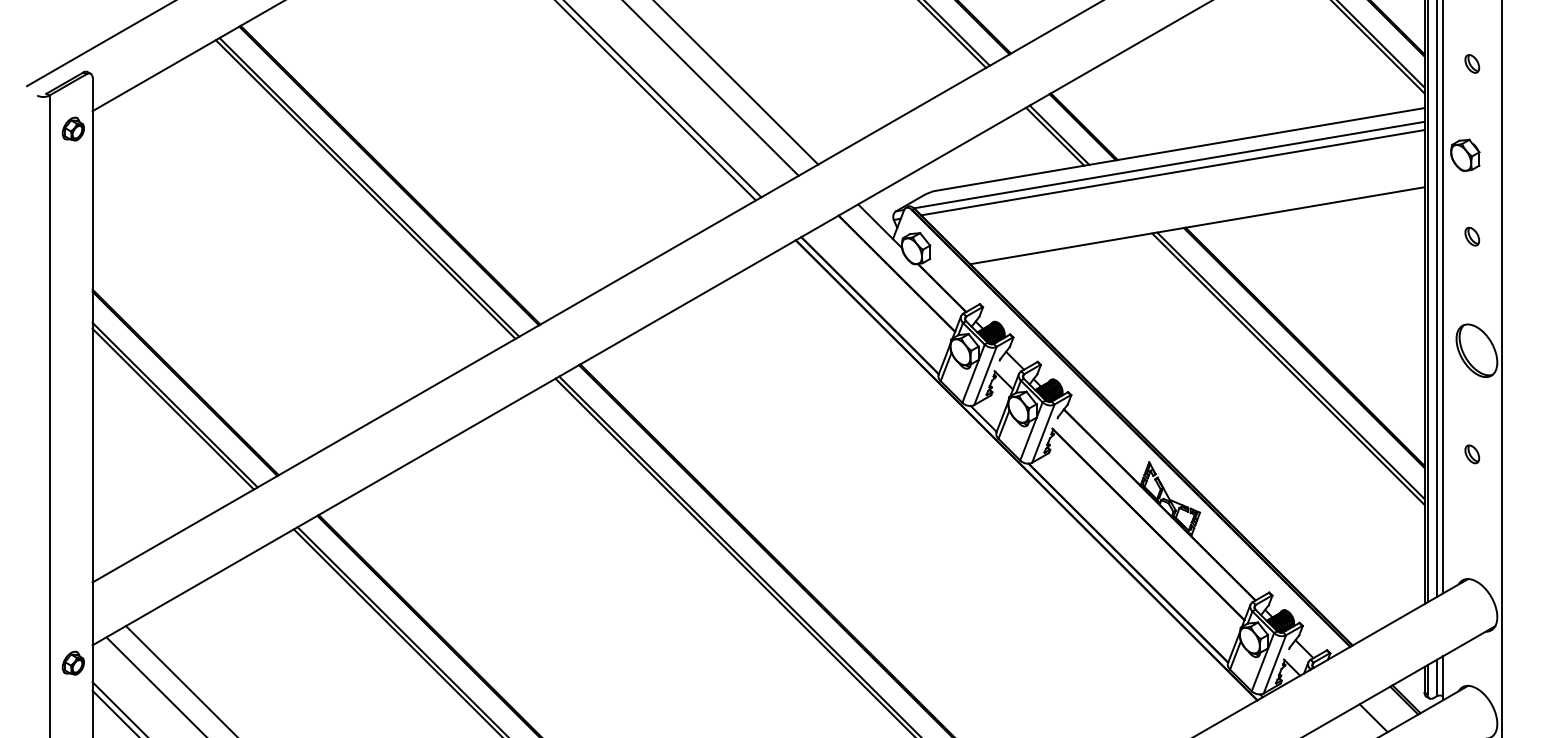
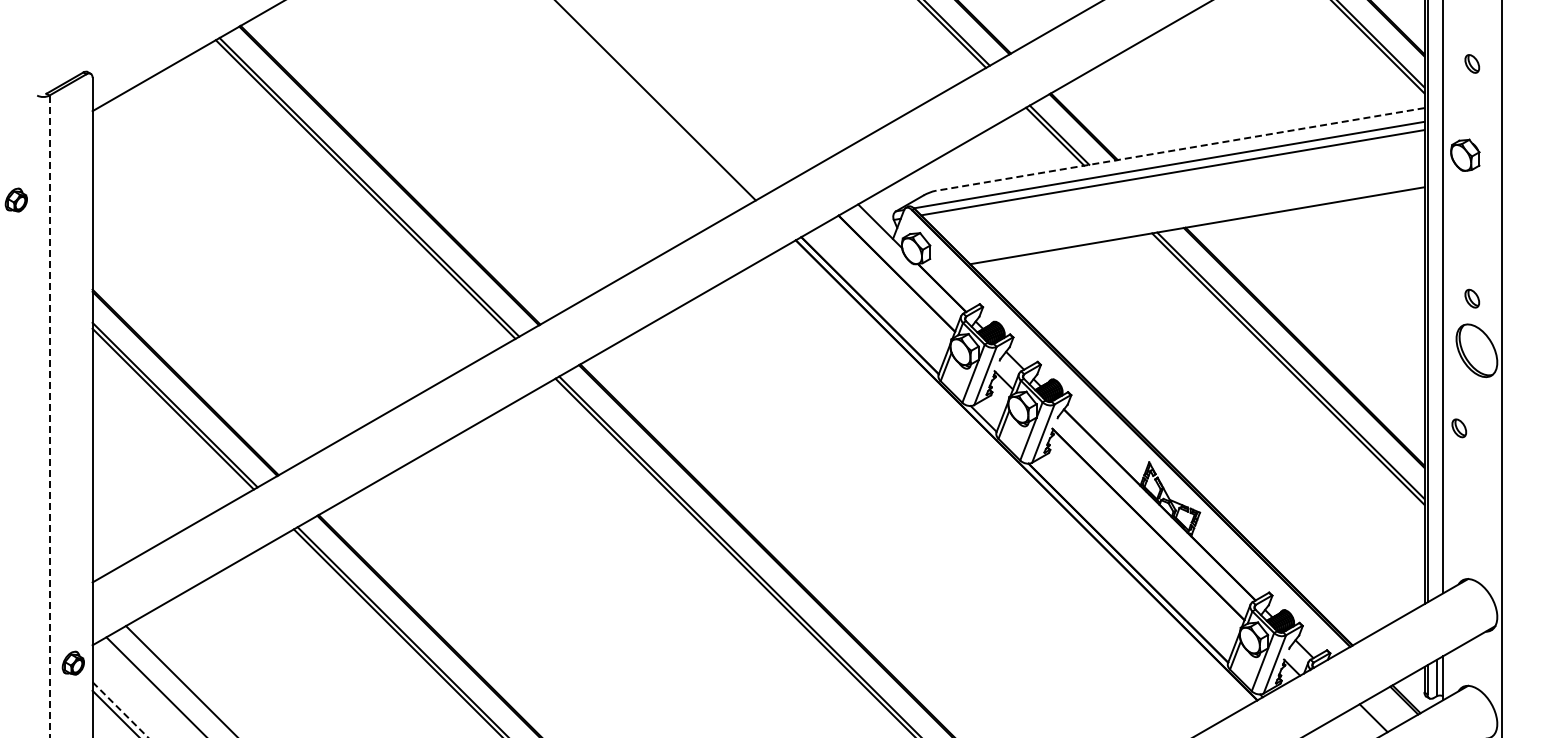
line: present -> none (99, 44)
line: present -> none (736, 83)
line: present -> none (711, 88)
line: present -> none (663, 99)
part position: (72, 128) -> (15, 199) (15, 199)
line: solid -> dashed (1179, 149)
part position: (1472, 236) -> (1472, 298) (1472, 298)
line: present -> none (1436, 299)
line: solid -> dashed (49, 416)
part position: (1472, 454) -> (1459, 428) (1459, 428)
line: solid -> dashed (120, 710)
